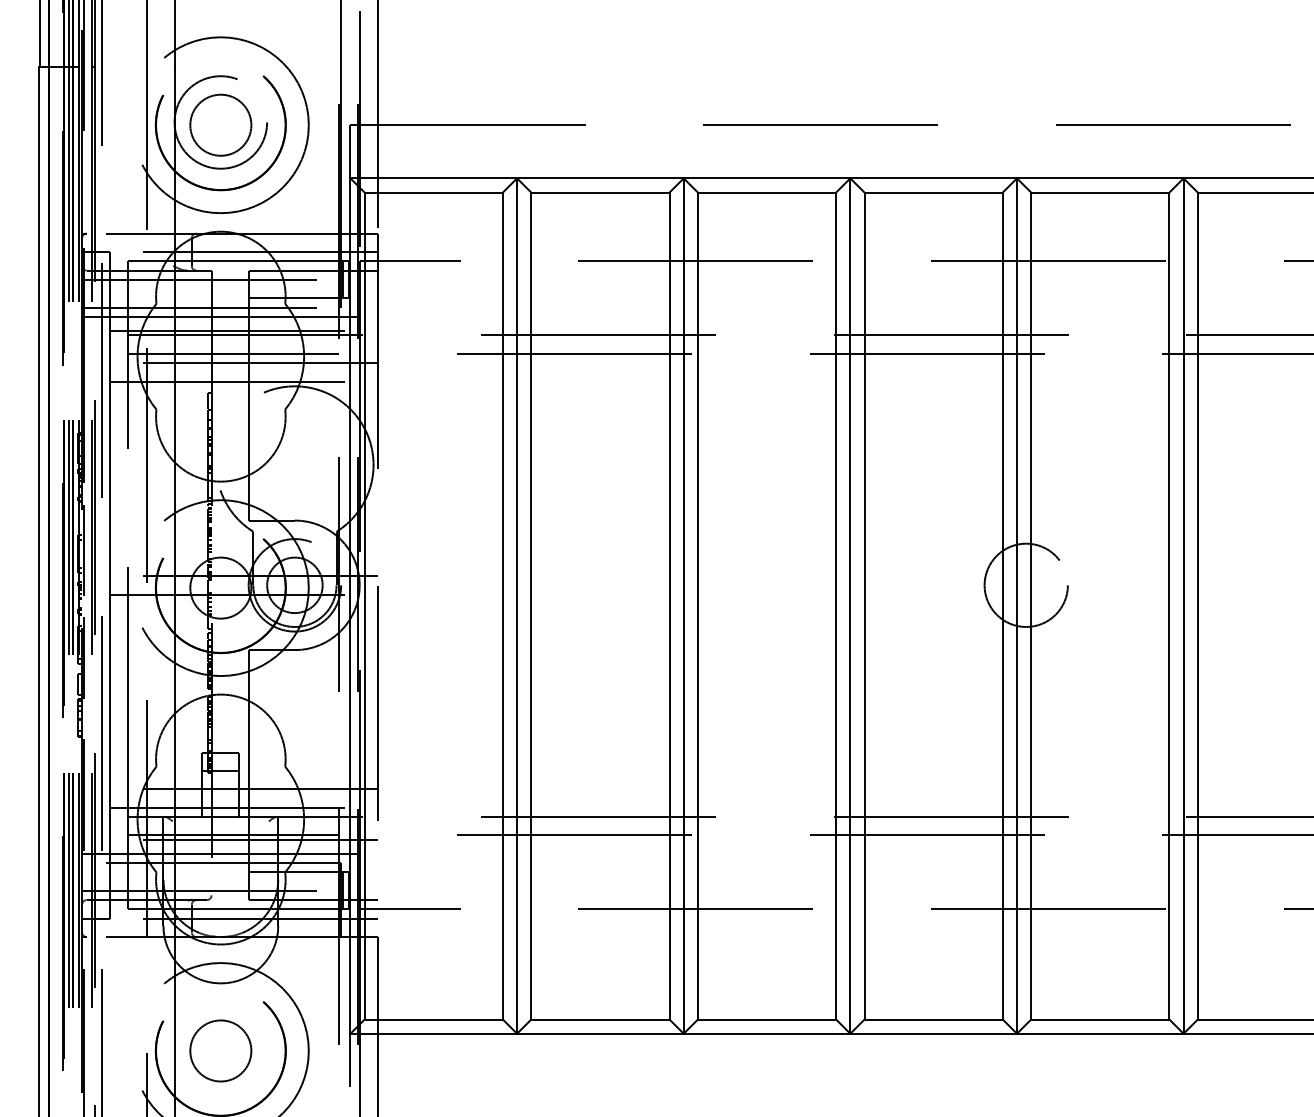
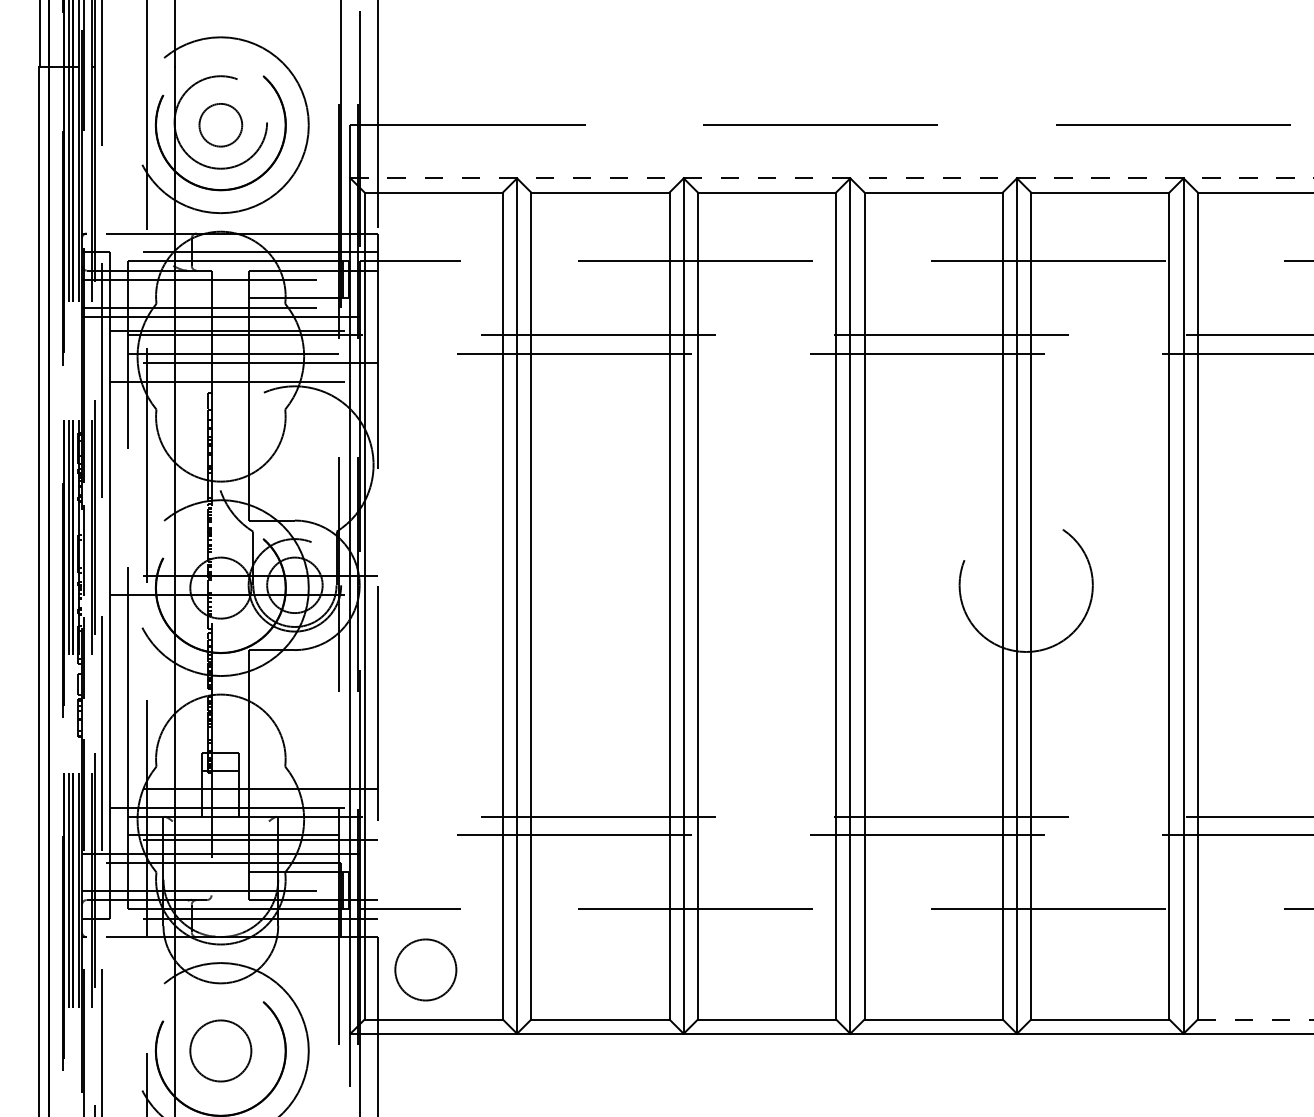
circle diameter: 61 px -> 43 px (220, 124)
line: solid -> dashed (832, 178)
circle diameter: 83 px -> 133 px (1025, 584)
circle: none -> present (425, 969)
line: solid -> dashed (1255, 1019)
